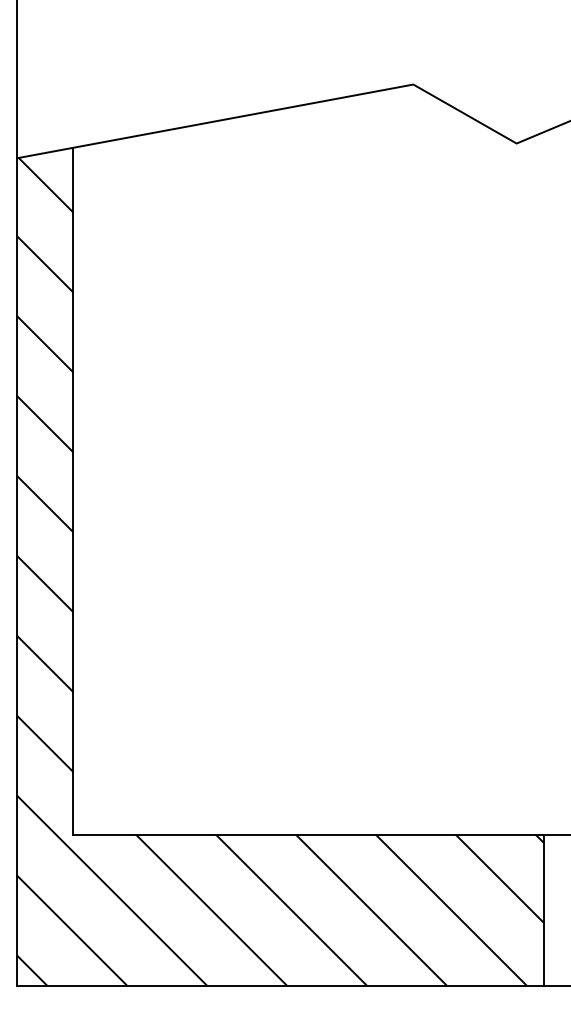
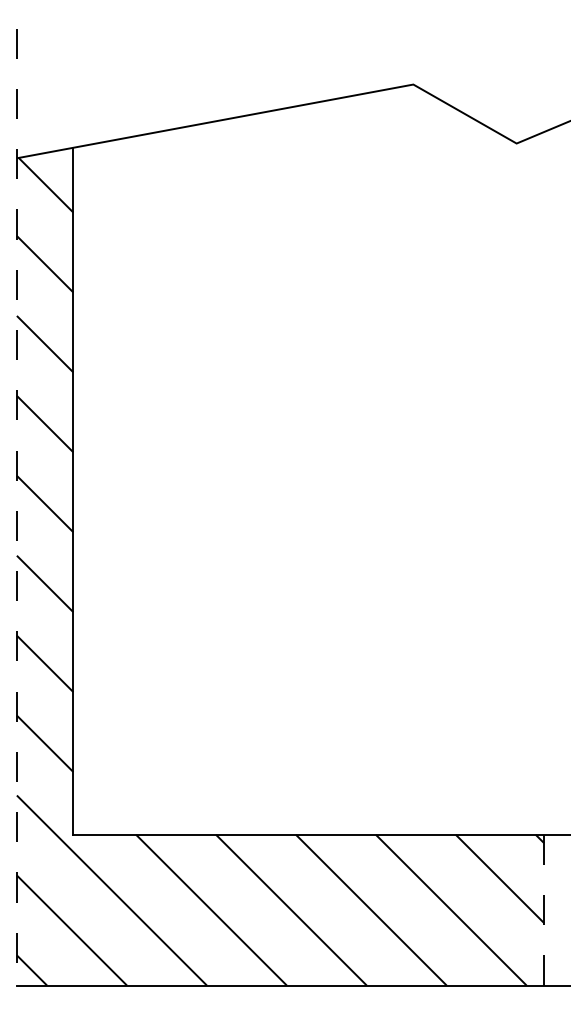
line: solid -> dashed (16, 492)
line: solid -> dashed (544, 909)
